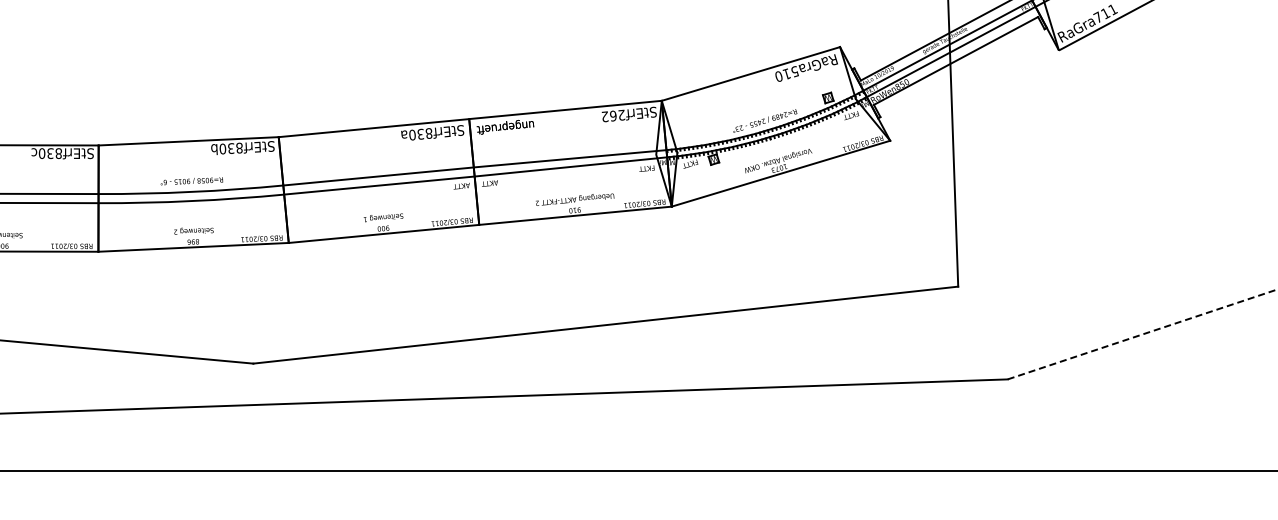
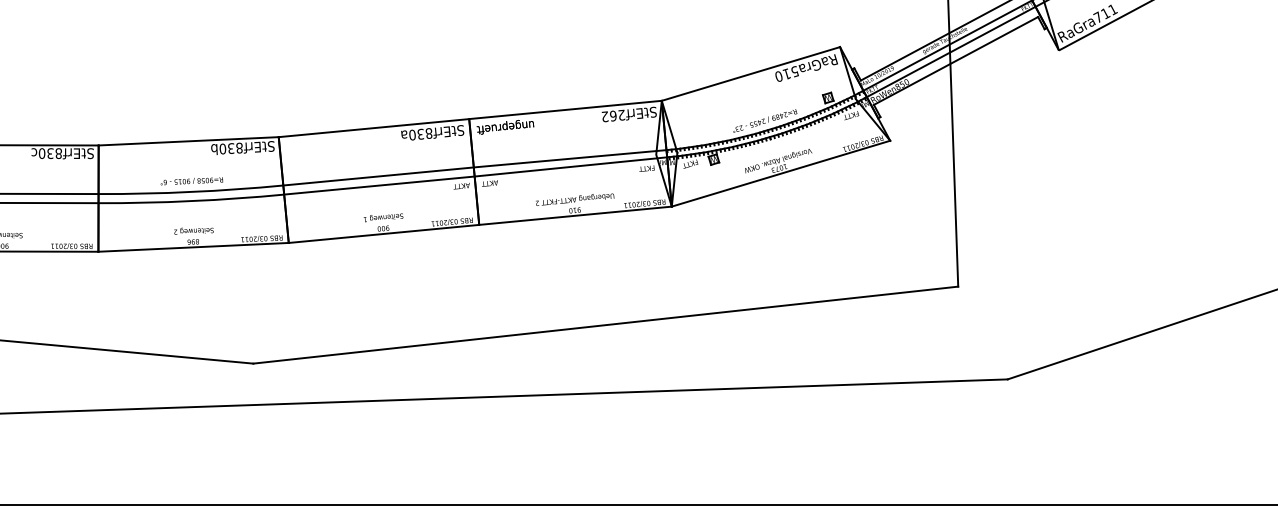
line: dashed -> solid (1142, 334)
line position: (638, 470) -> (638, 504) (638, 504)
